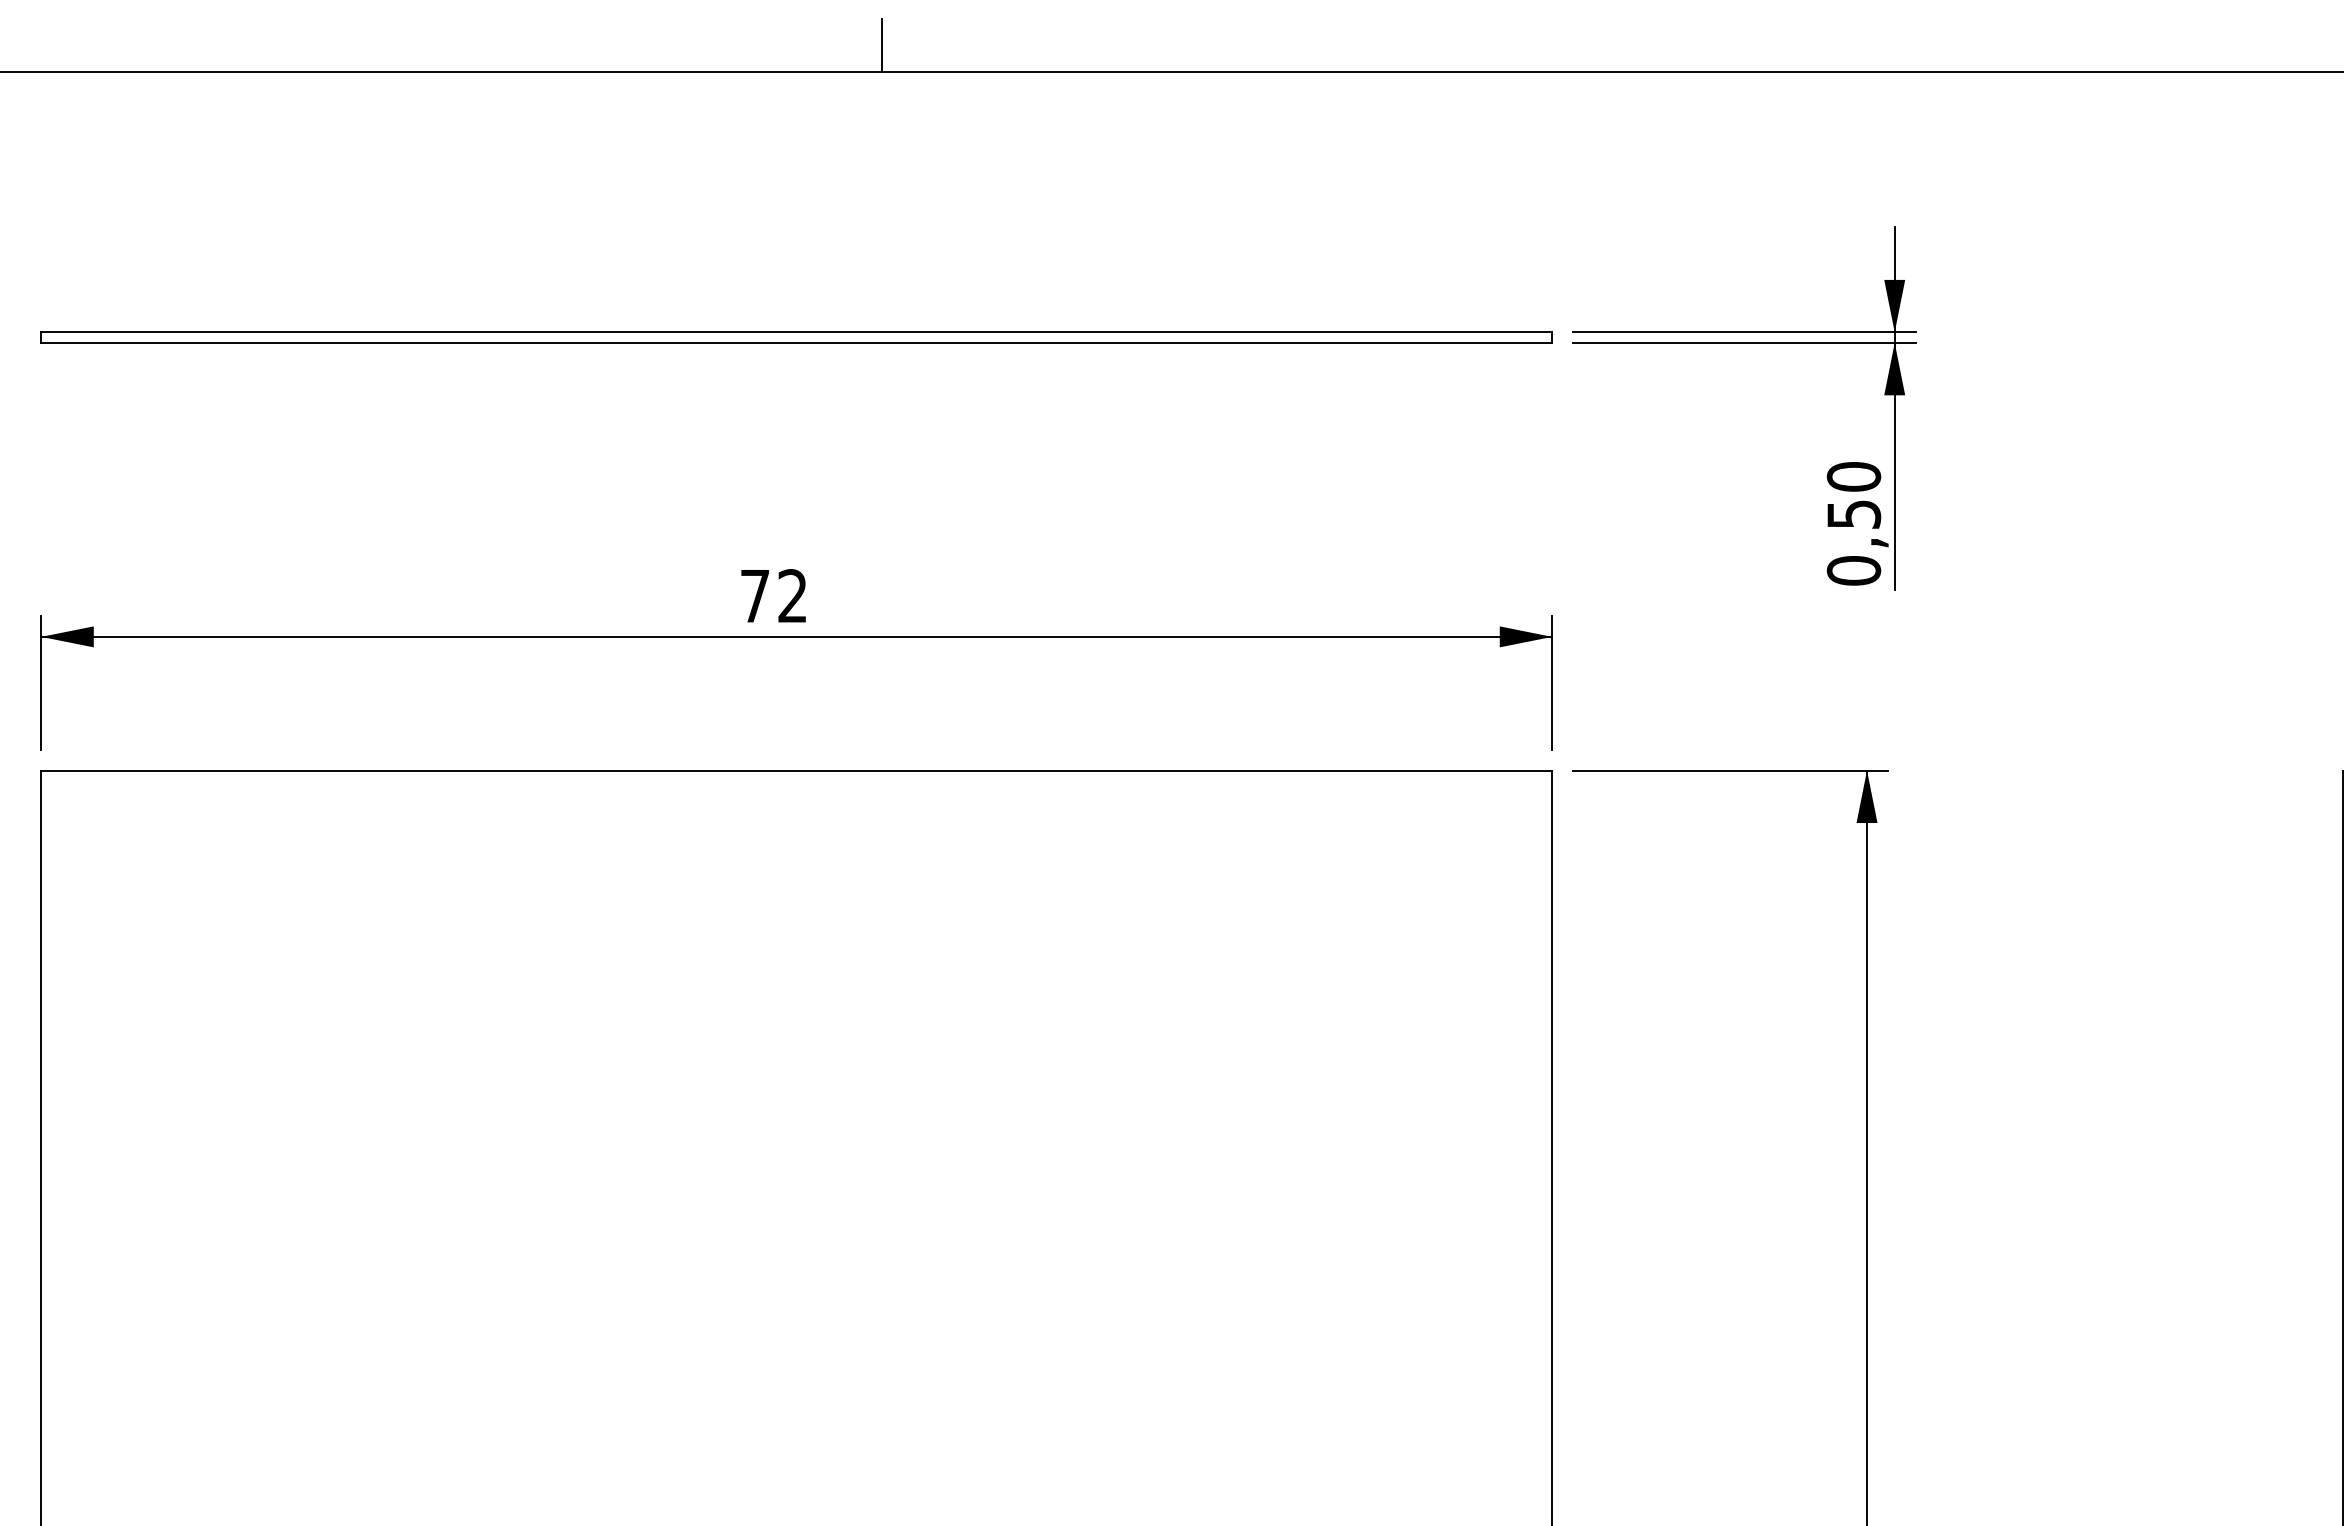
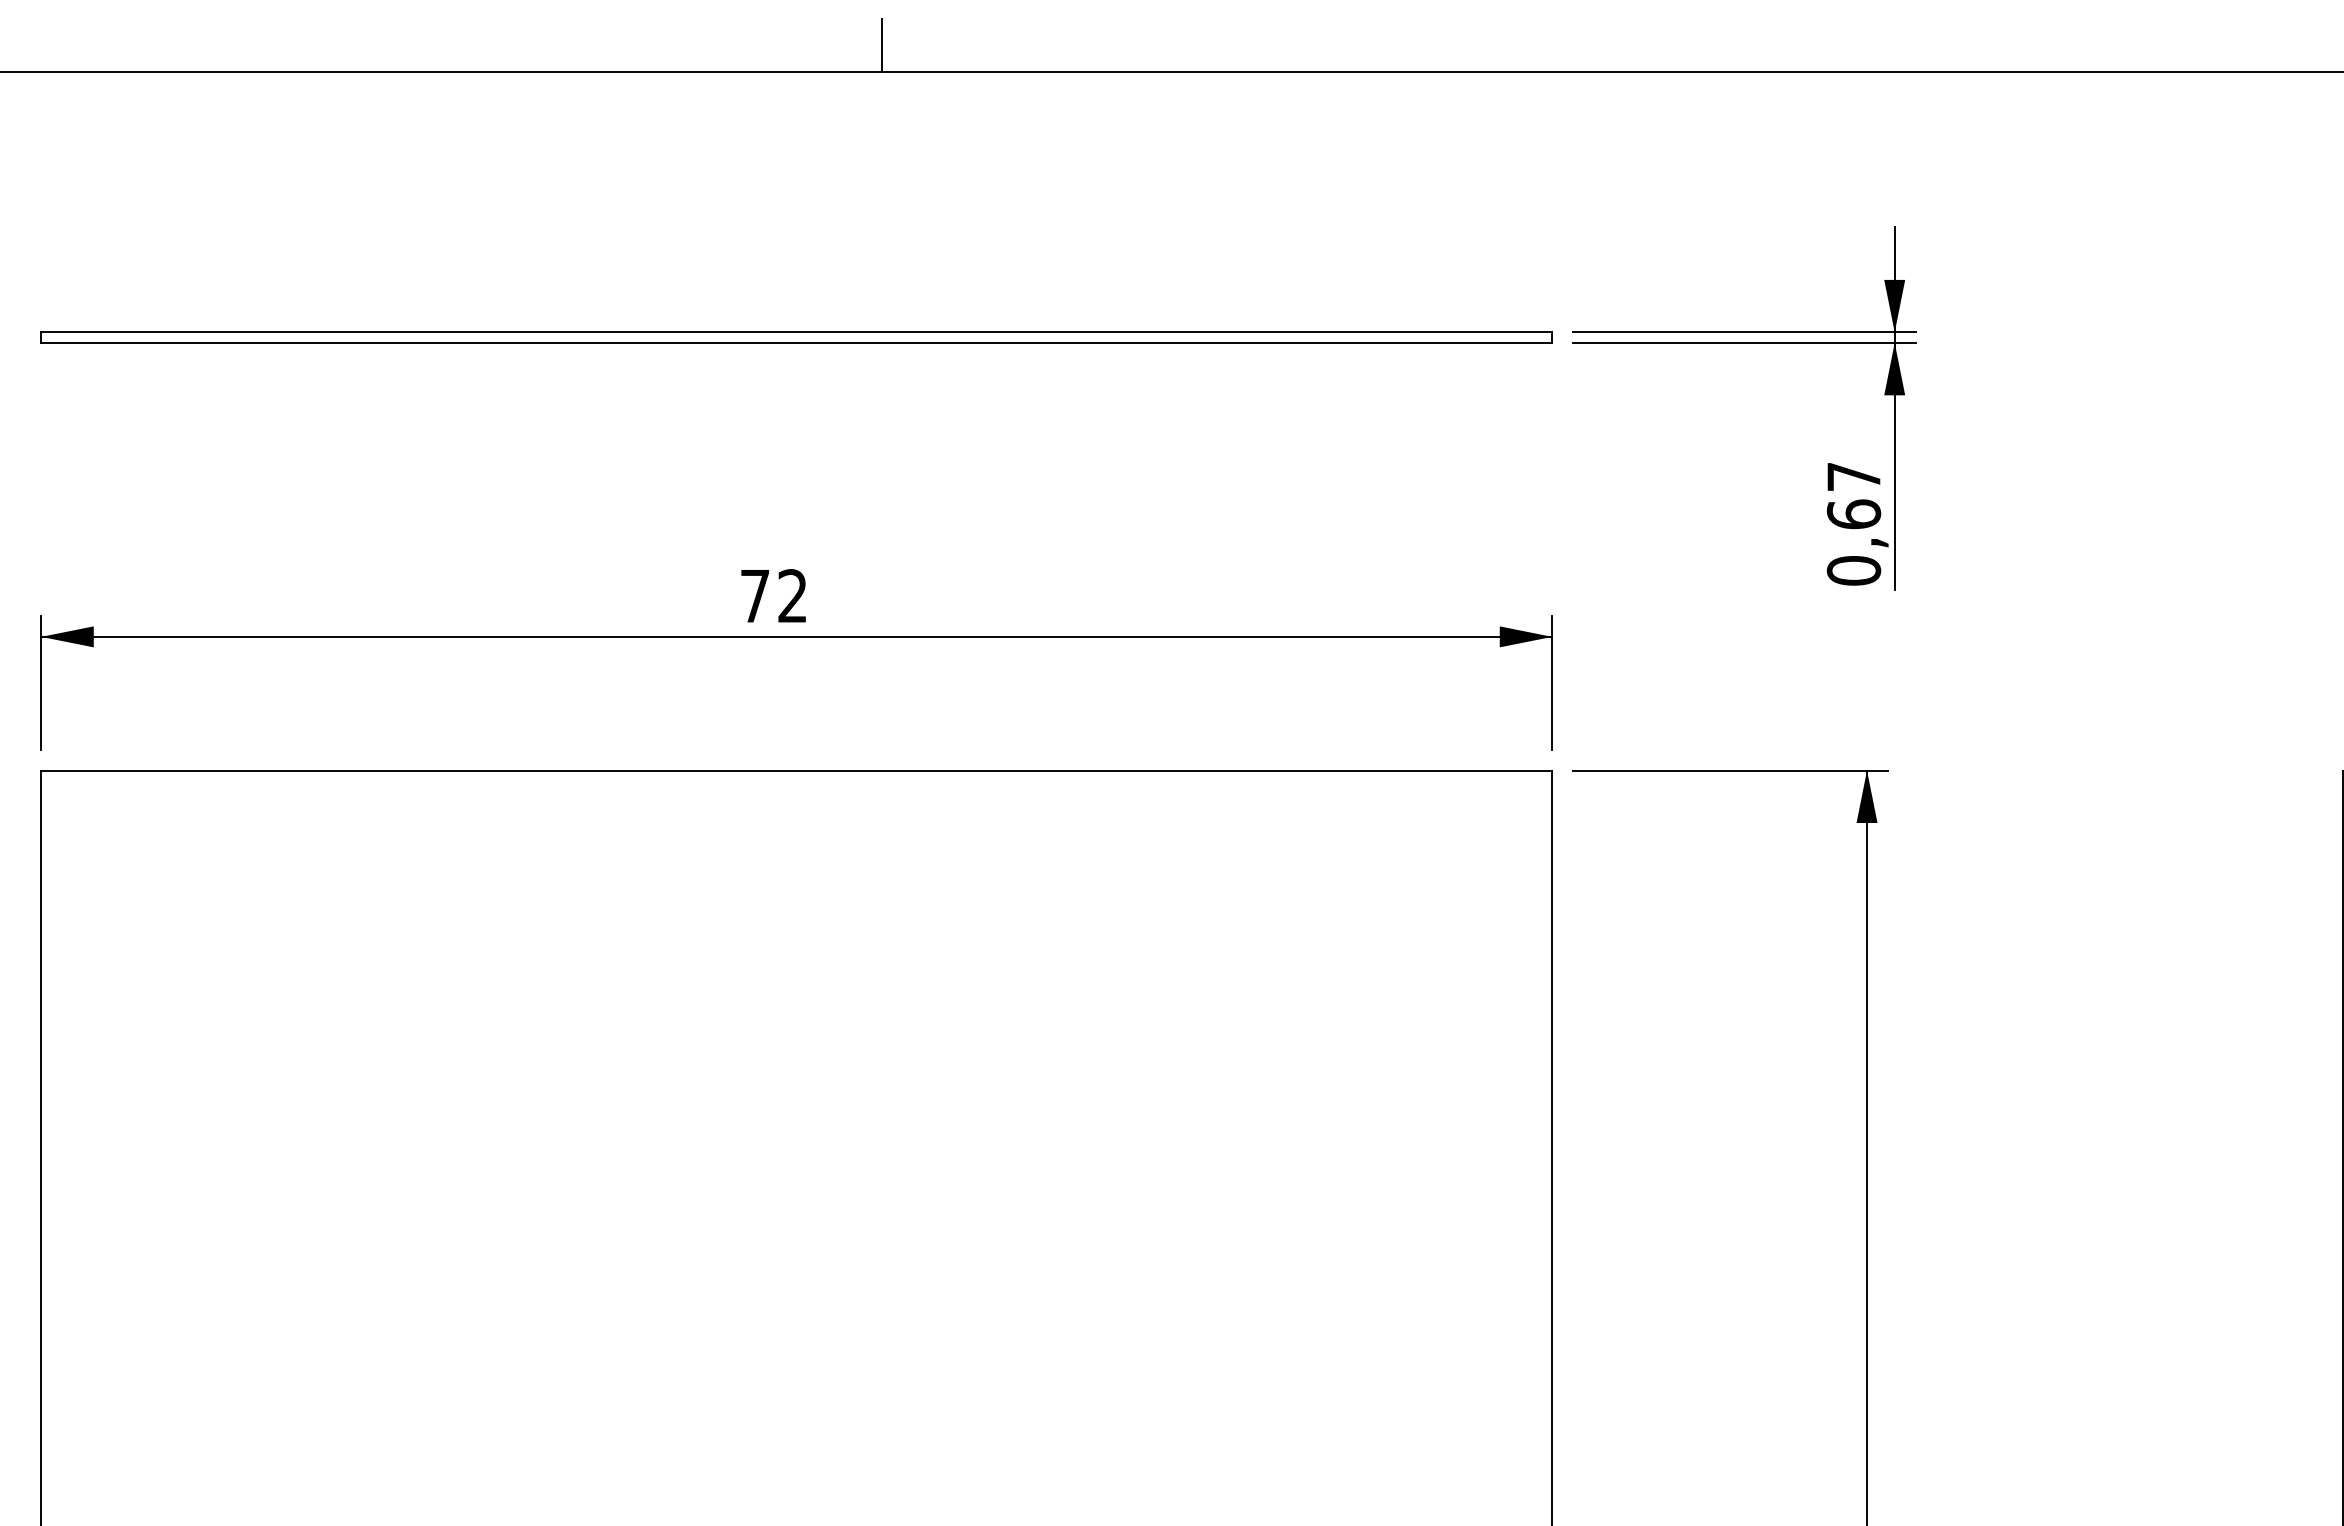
text: 0,50 -> 0,67 (1853, 495)
